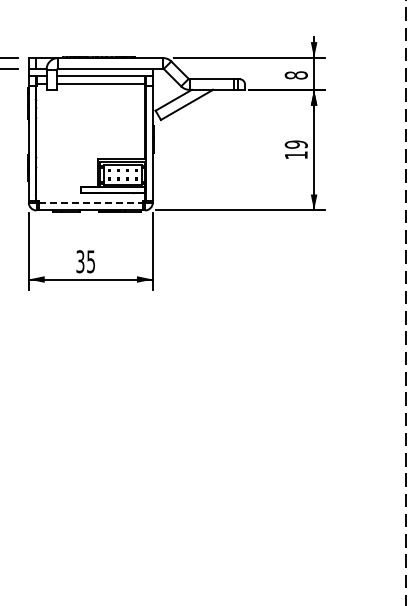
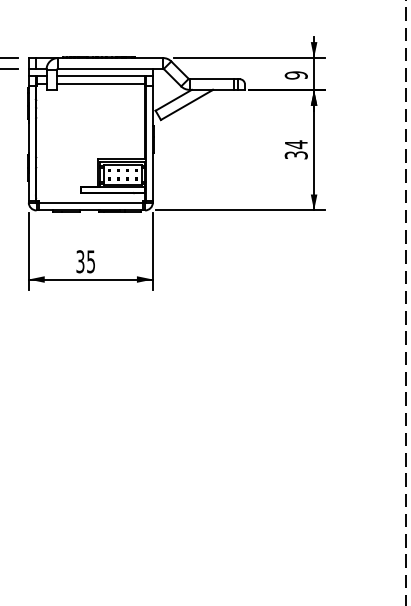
text: 8 -> 9 (296, 75)
text: 19 -> 34 (295, 149)
line: dashed -> solid (91, 202)
